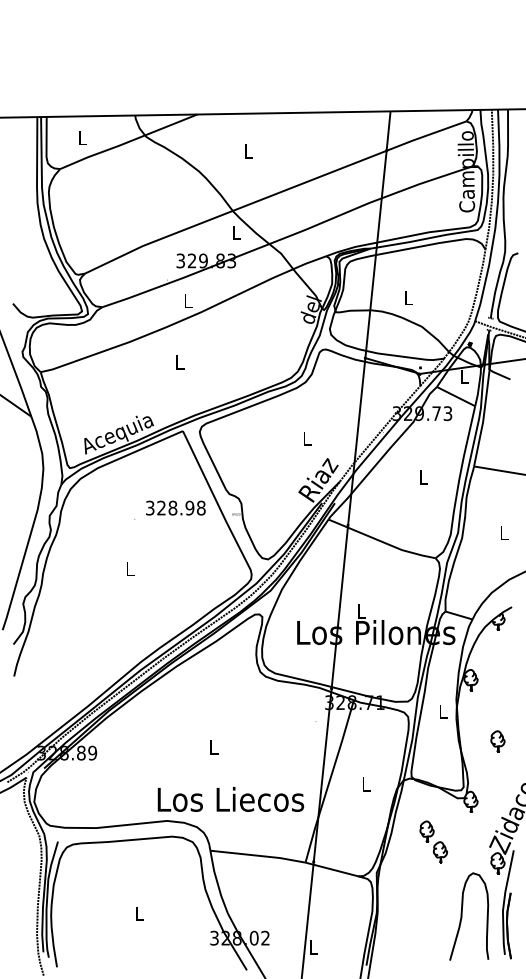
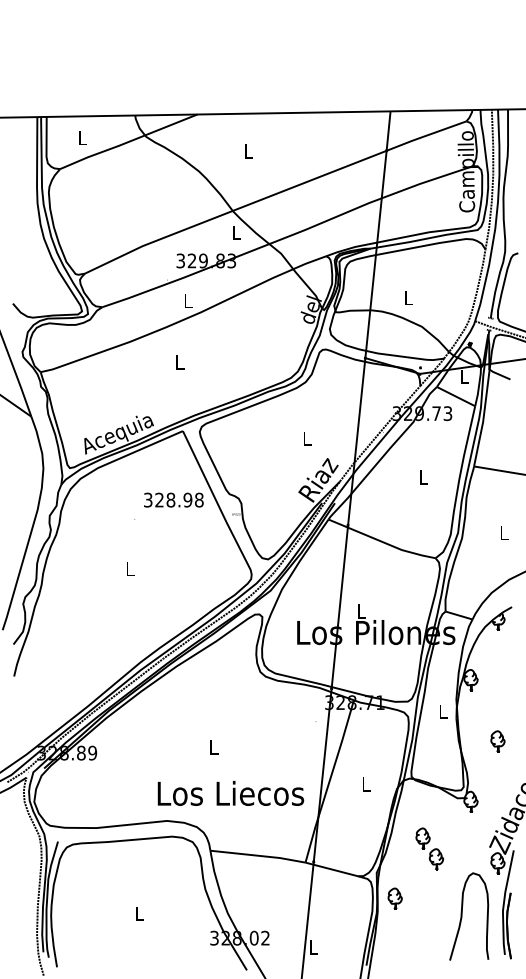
text position: (175, 507) -> (173, 499) (173, 499)
text position: (230, 798) -> (230, 792) (230, 792)
part position: (433, 841) -> (429, 848) (429, 848)
part: none -> present (394, 898)
